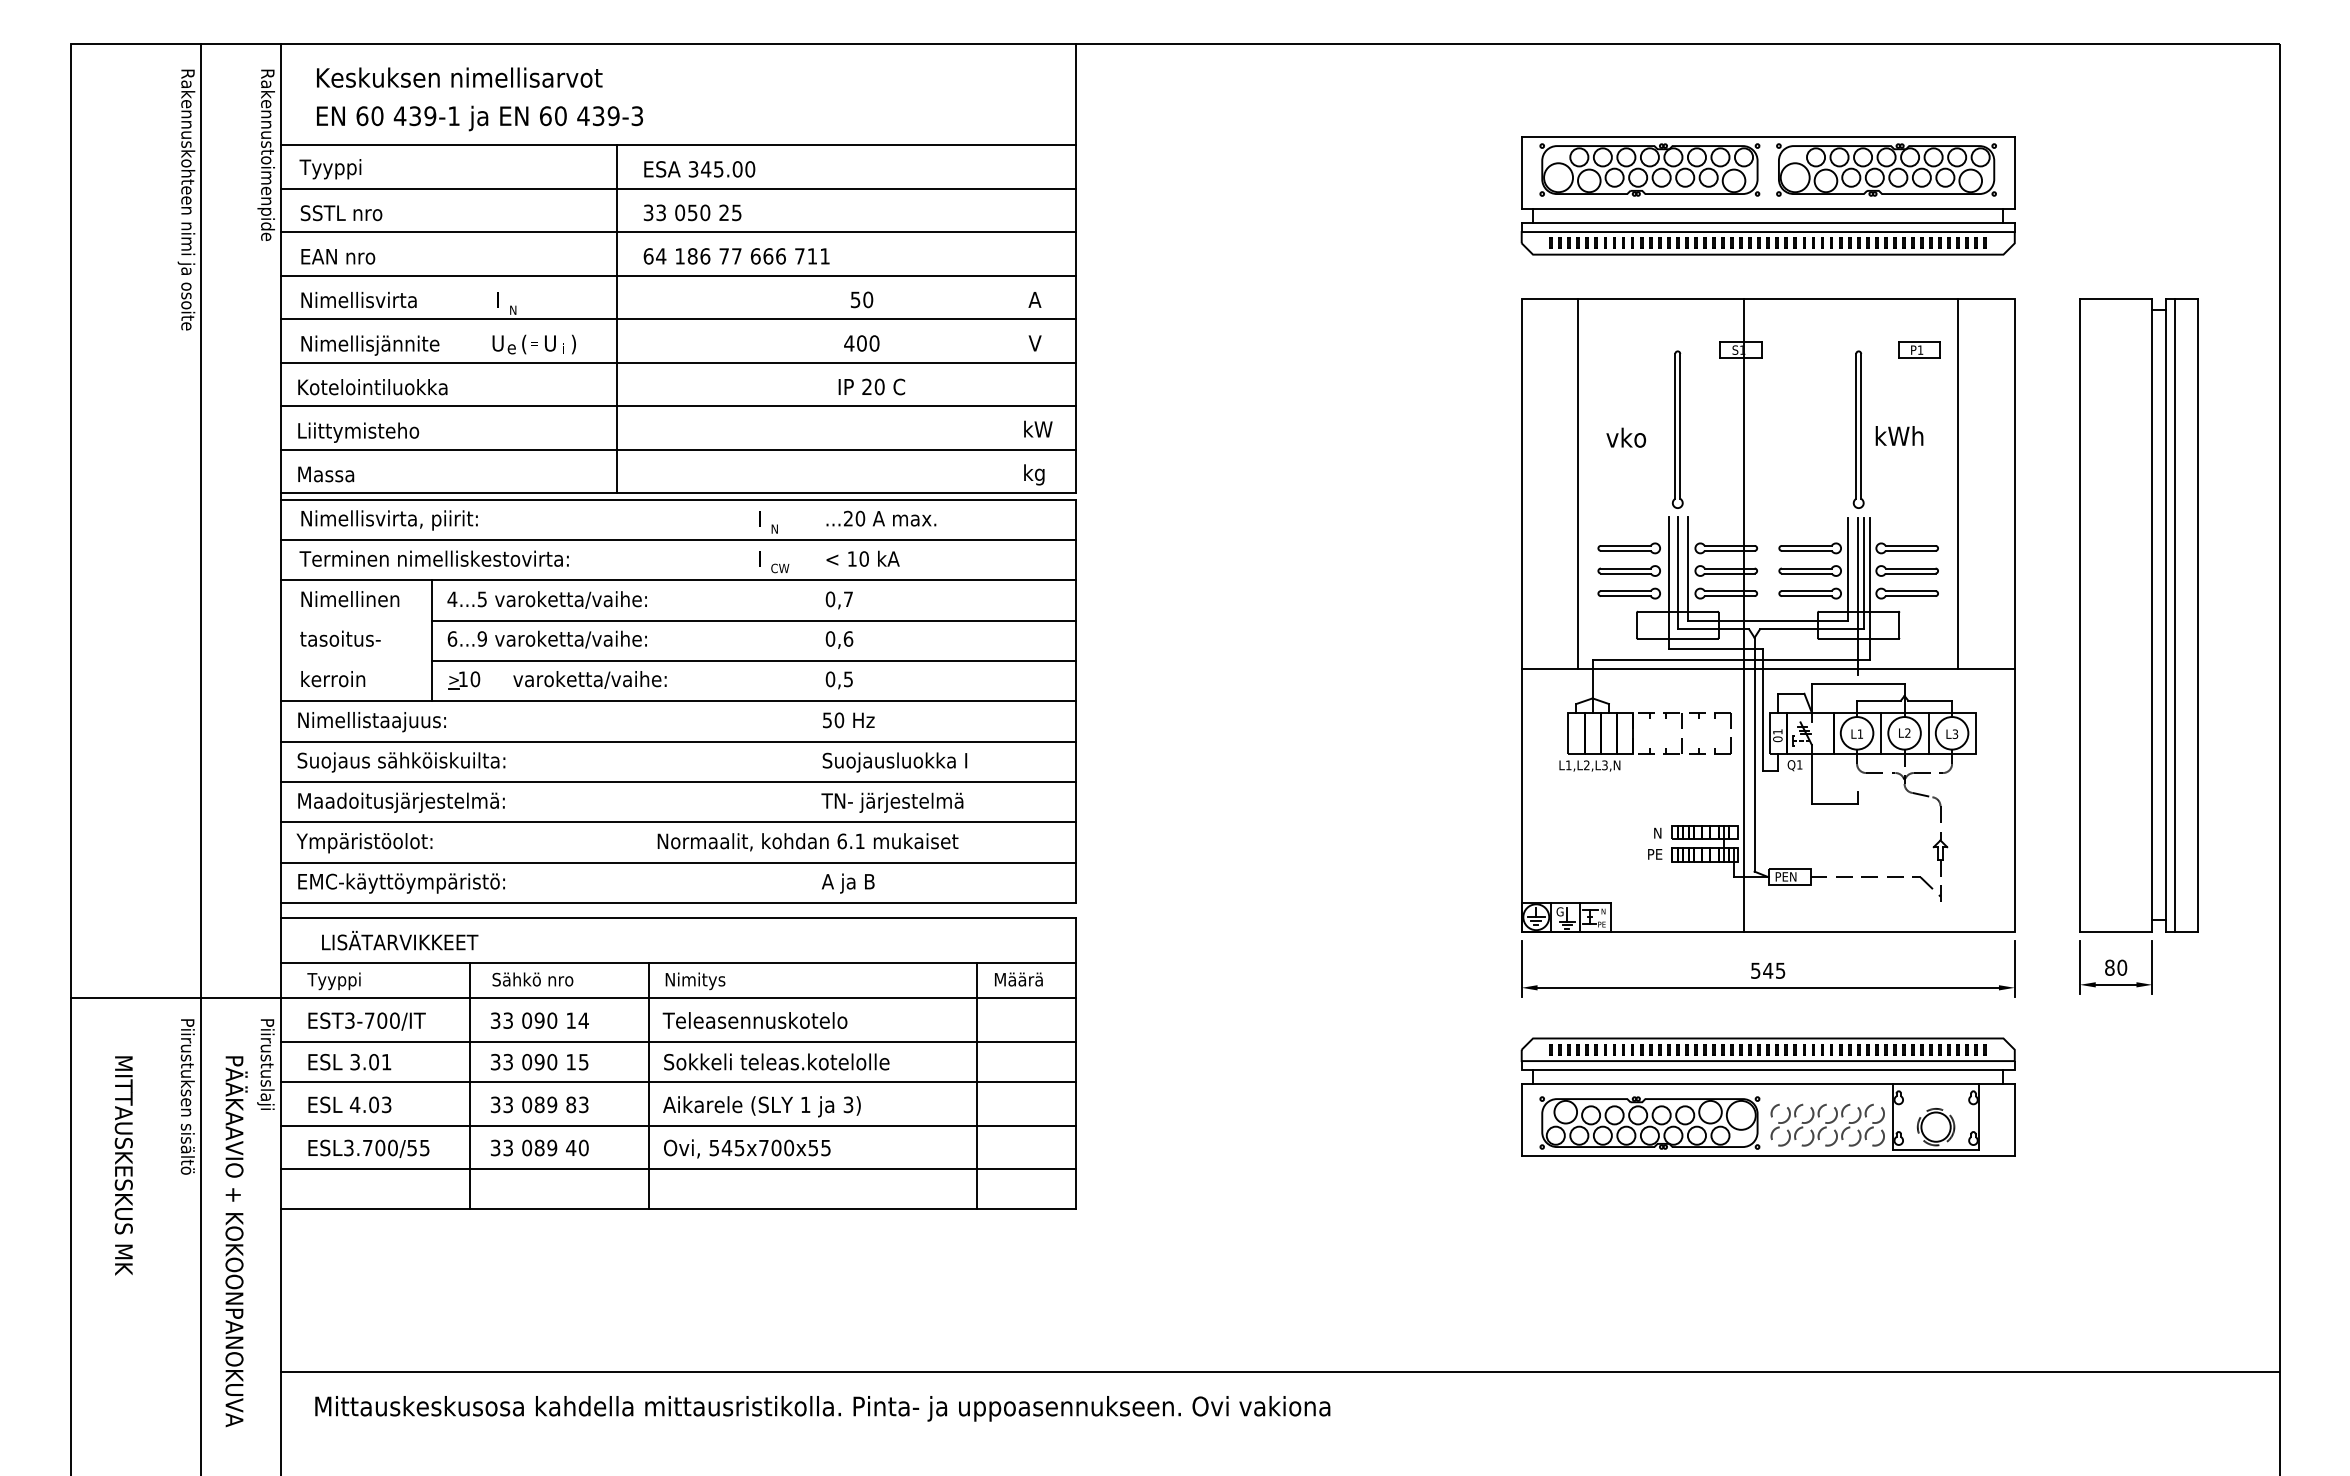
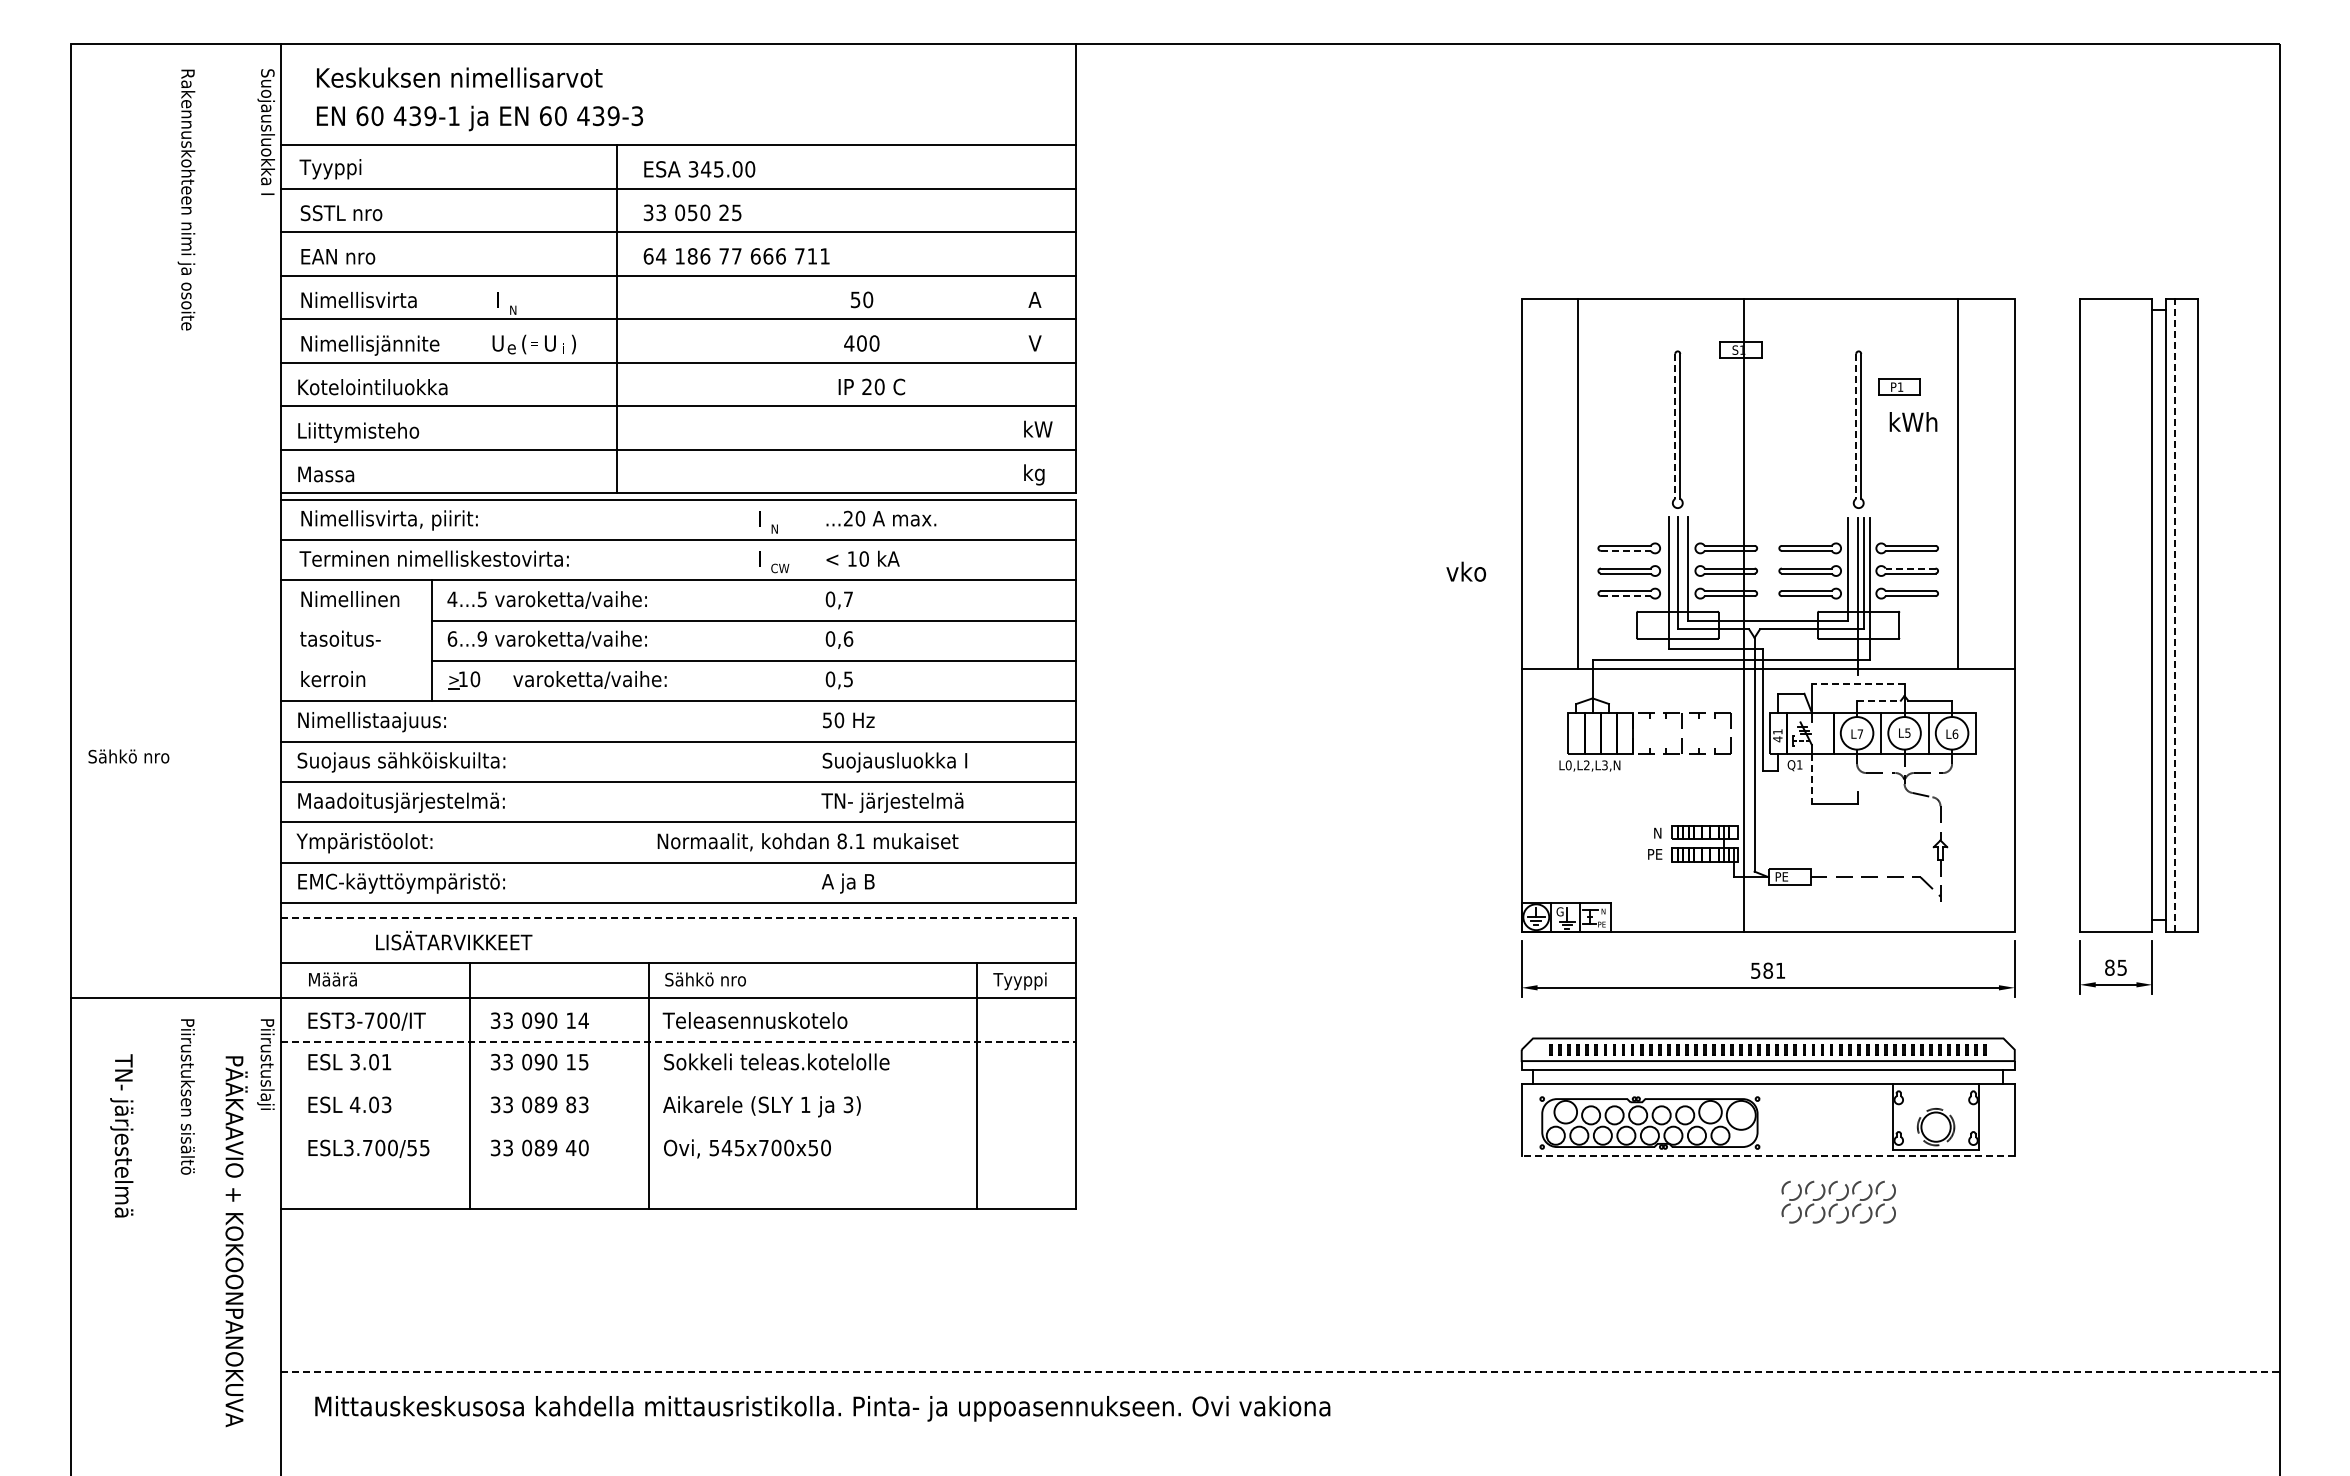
text: Rakennustoimenpide -> Suojausluokka I (265, 154)
part: present -> none (1767, 195)
part position: (1919, 349) -> (1899, 386) (1899, 386)
line: solid -> dashed (1675, 426)
line: solid -> dashed (1856, 426)
text position: (1899, 435) -> (1913, 421) (1913, 421)
text position: (1626, 437) -> (1466, 571) (1466, 571)
line: solid -> dashed (1626, 550)
line: solid -> dashed (1910, 568)
line: solid -> dashed (1626, 596)
line: solid -> dashed (2174, 615)
line: solid -> dashed (1857, 684)
line: solid -> dashed (1878, 700)
text: L2 -> L5 (1907, 732)
text: L1 -> L7 (1860, 733)
text: L3 -> L6 (1955, 733)
text: 01 -> 41 (1777, 739)
line: present -> none (201, 758)
text: L1,L2,L3,N -> L0,L2,L3,N (1568, 765)
line: solid -> dashed (1811, 779)
text: 6.1 -> 8.1 (841, 840)
text: PEN -> PE (1793, 876)
line: solid -> dashed (678, 918)
text position: (400, 940) -> (454, 940) (454, 940)
text: 80 -> 85 (2122, 967)
text: 545 -> 581 (1774, 970)
text position: (532, 979) -> (128, 756) (128, 756)
text: Tyyppi -> Määrä (333, 981)
text: Nimitys -> Sähkö nro (705, 981)
text: Määrä -> Tyyppi (1019, 981)
line: solid -> dashed (678, 1041)
line: present -> none (677, 1081)
part position: (1827, 1124) -> (1838, 1201) (1838, 1201)
line: present -> none (677, 1125)
text: 545x700x55 -> 545x700x50 (825, 1147)
line: solid -> dashed (1768, 1156)
text: MITTAUSKESKUS MK -> TN- järjestelmä (121, 1164)
line: present -> none (677, 1169)
line: solid -> dashed (1280, 1372)
